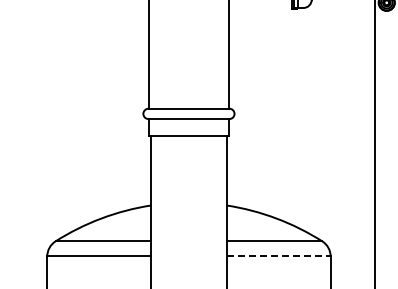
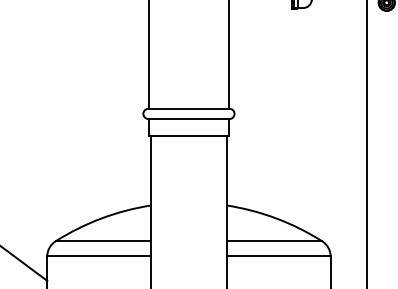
line position: (374, 143) -> (366, 143) (366, 143)
line: dashed -> solid (279, 256)
line: none -> present (24, 263)
